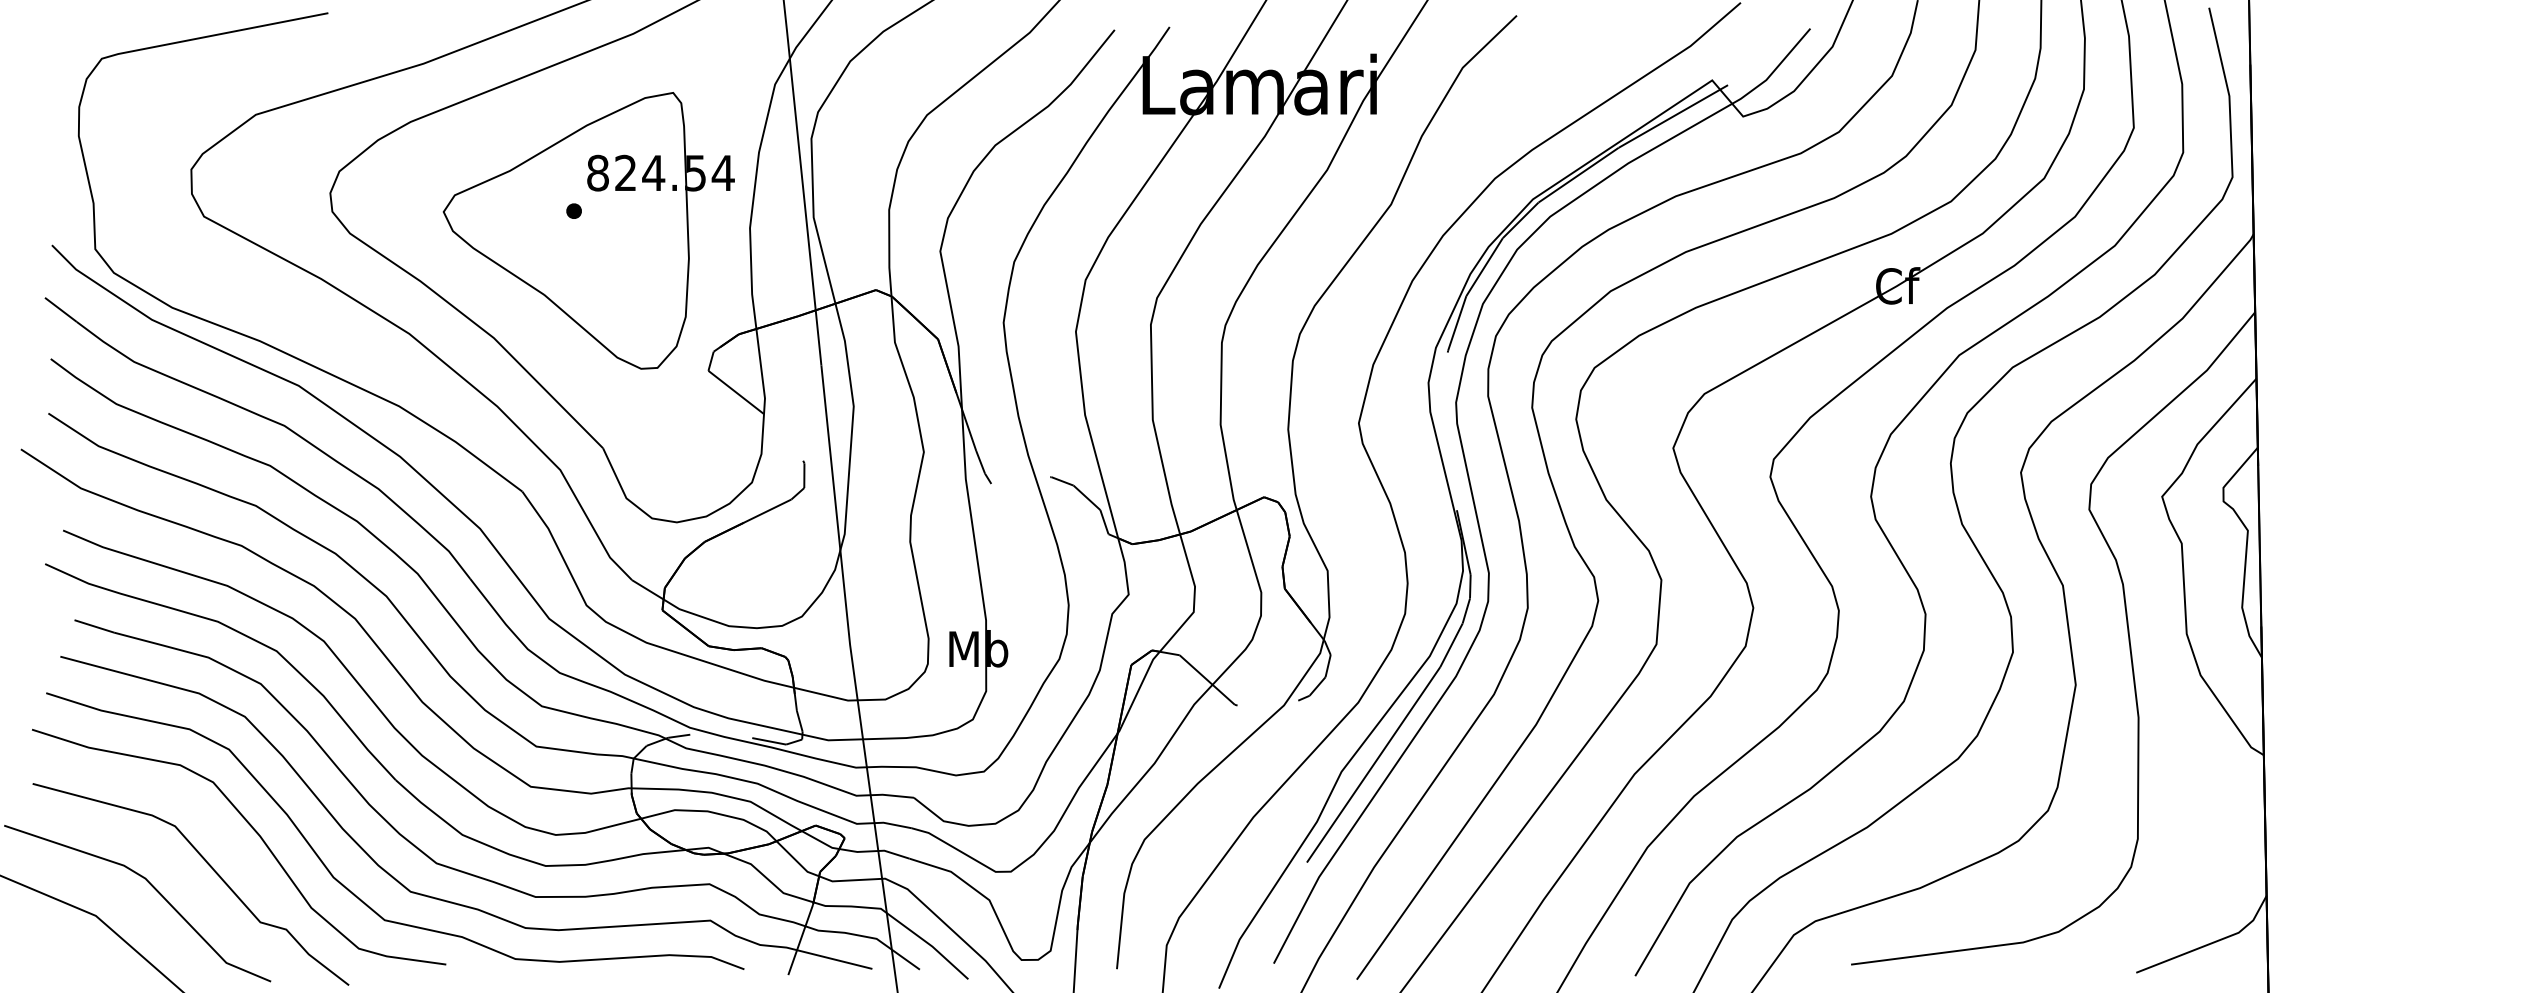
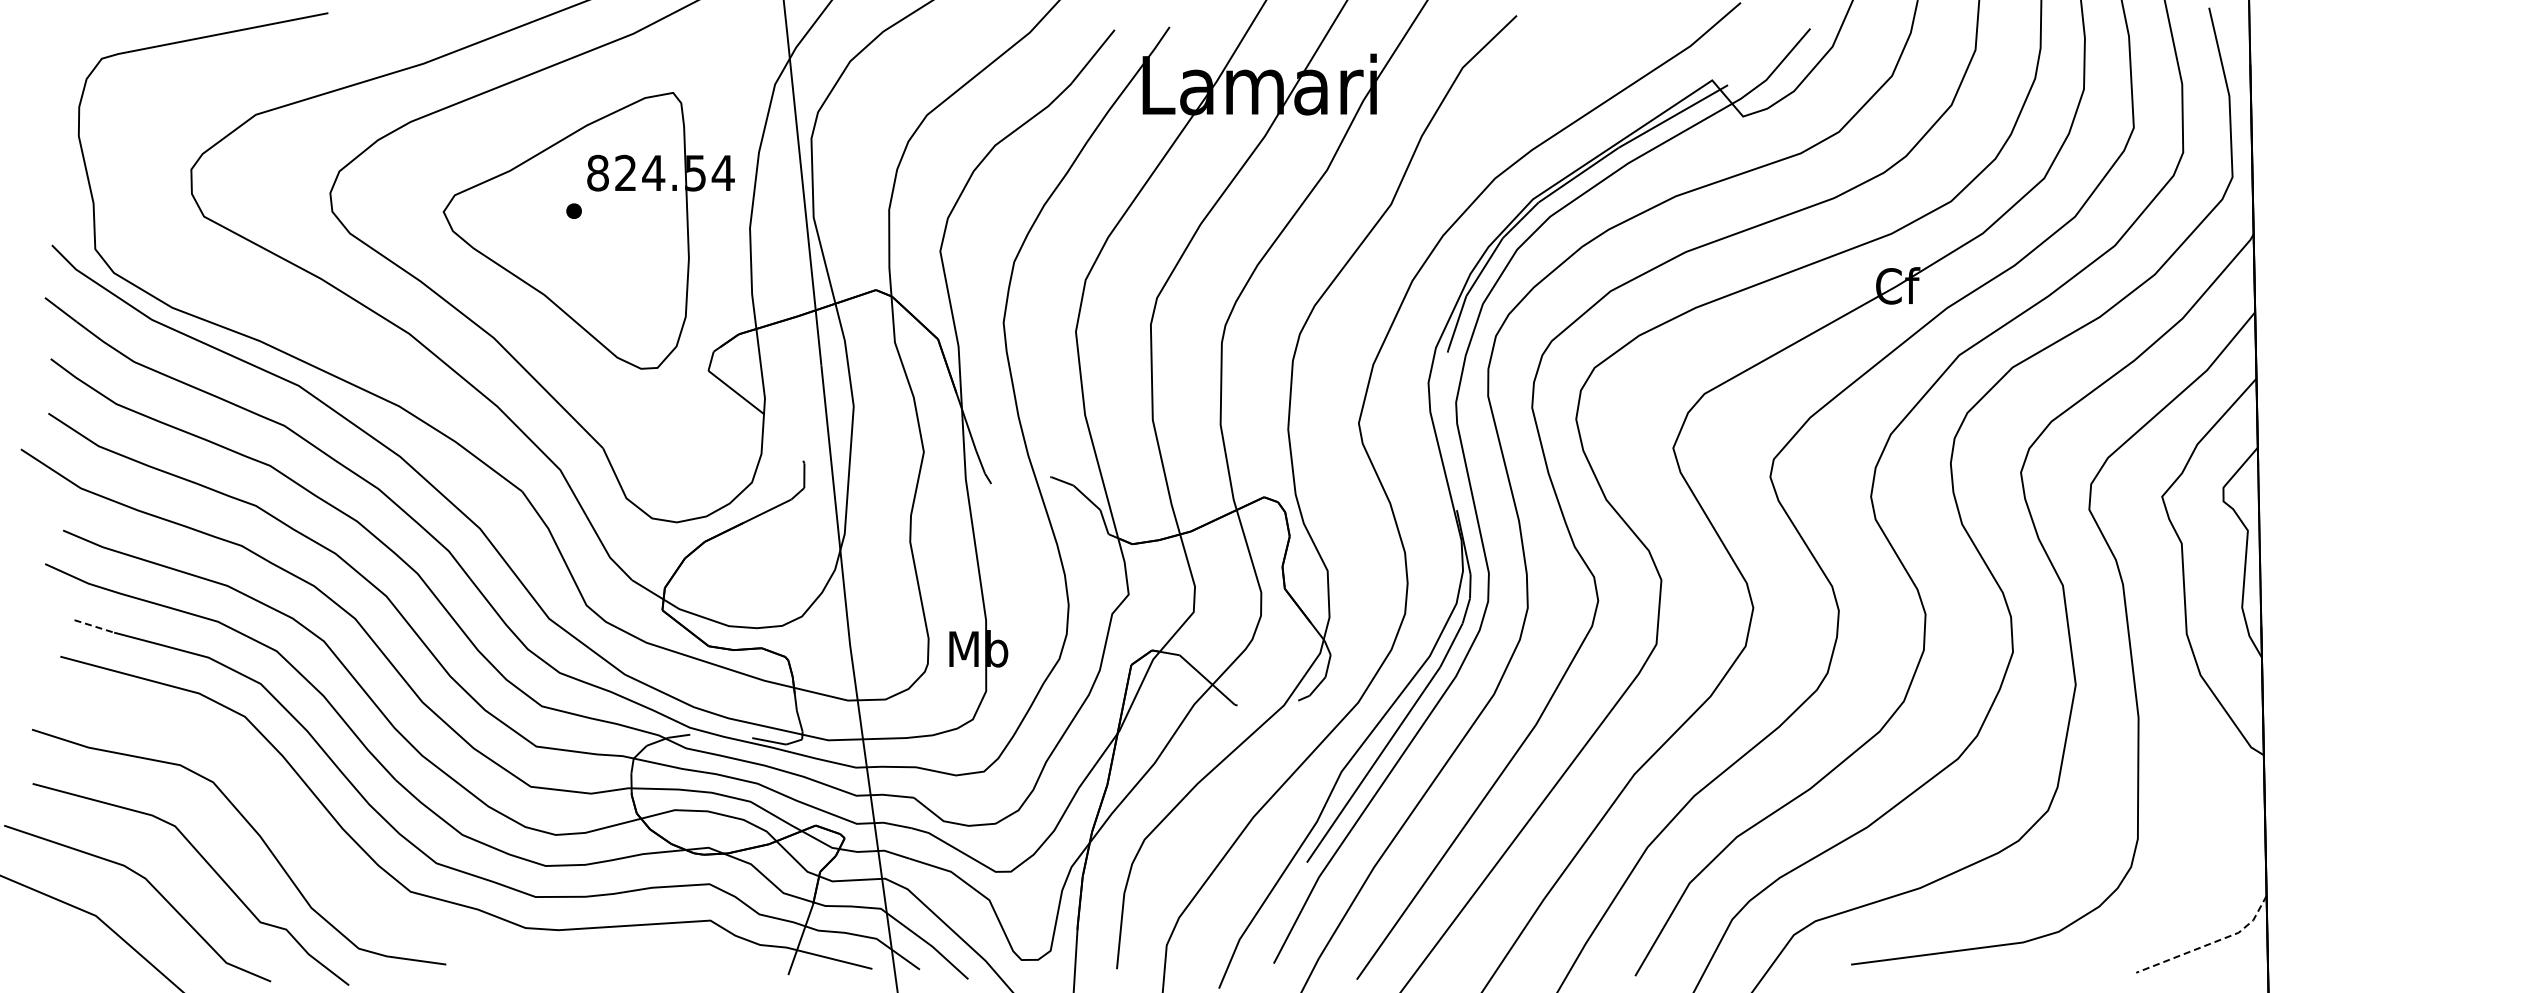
line: solid -> dashed (94, 626)
curve: present -> none (347, 887)
line: solid -> dashed (2210, 943)
